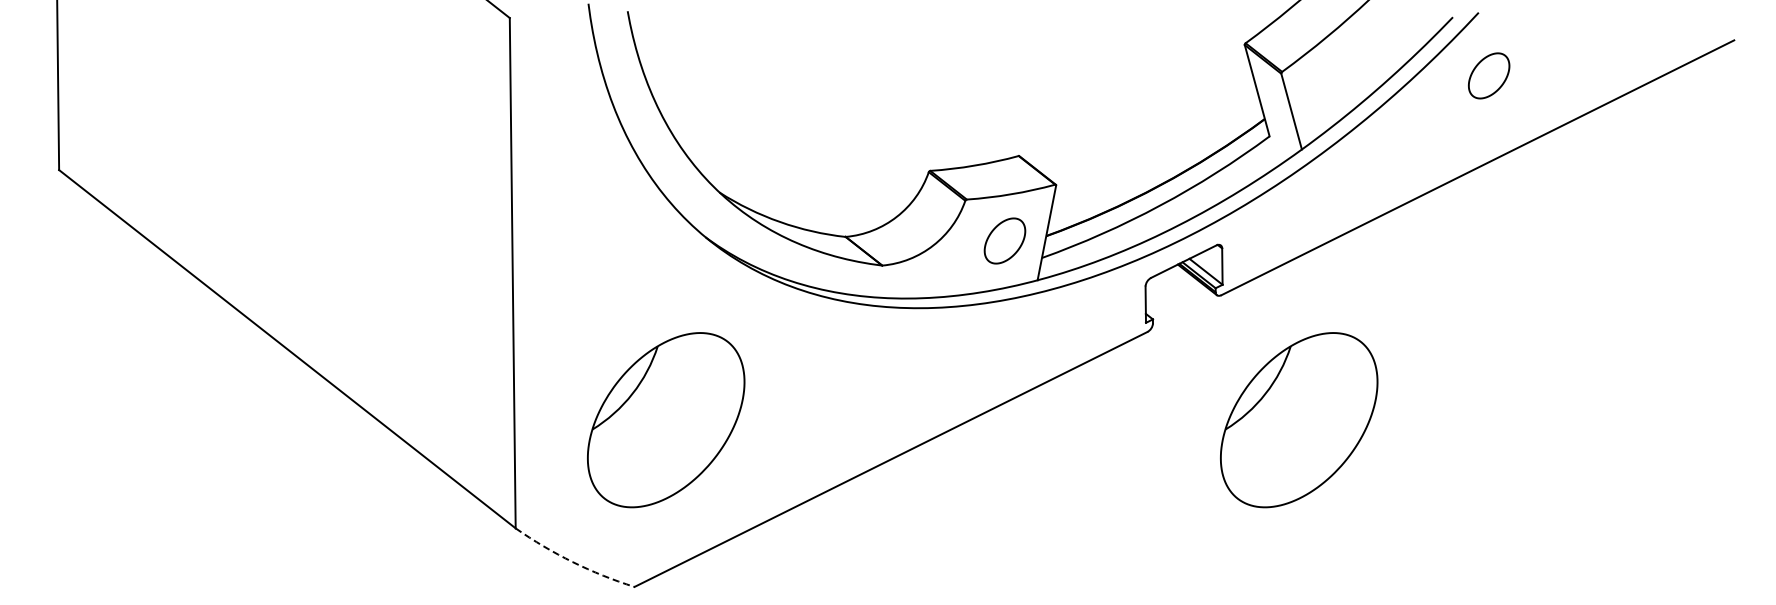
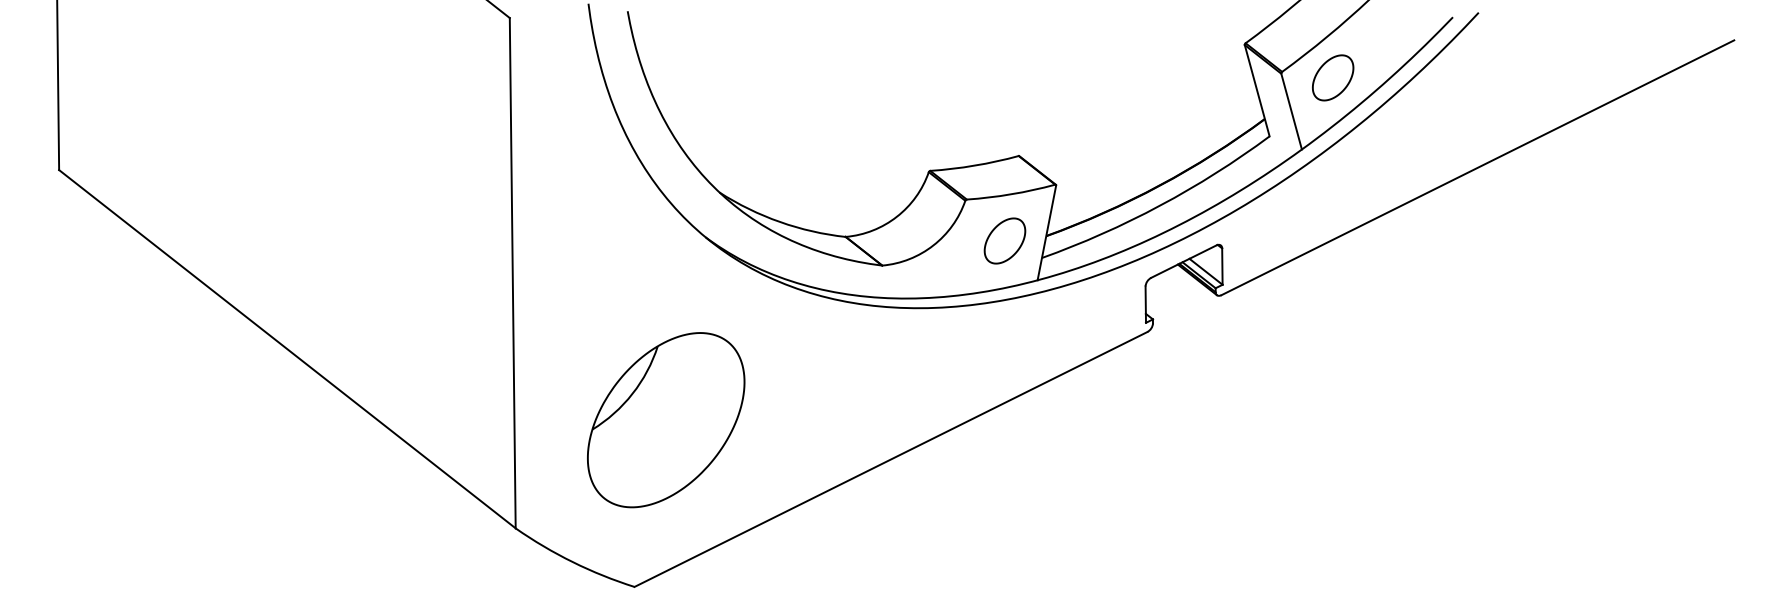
part position: (1489, 75) -> (1333, 77) (1333, 77)
part: present -> none (1299, 420)
arc: dashed -> solid (572, 562)
